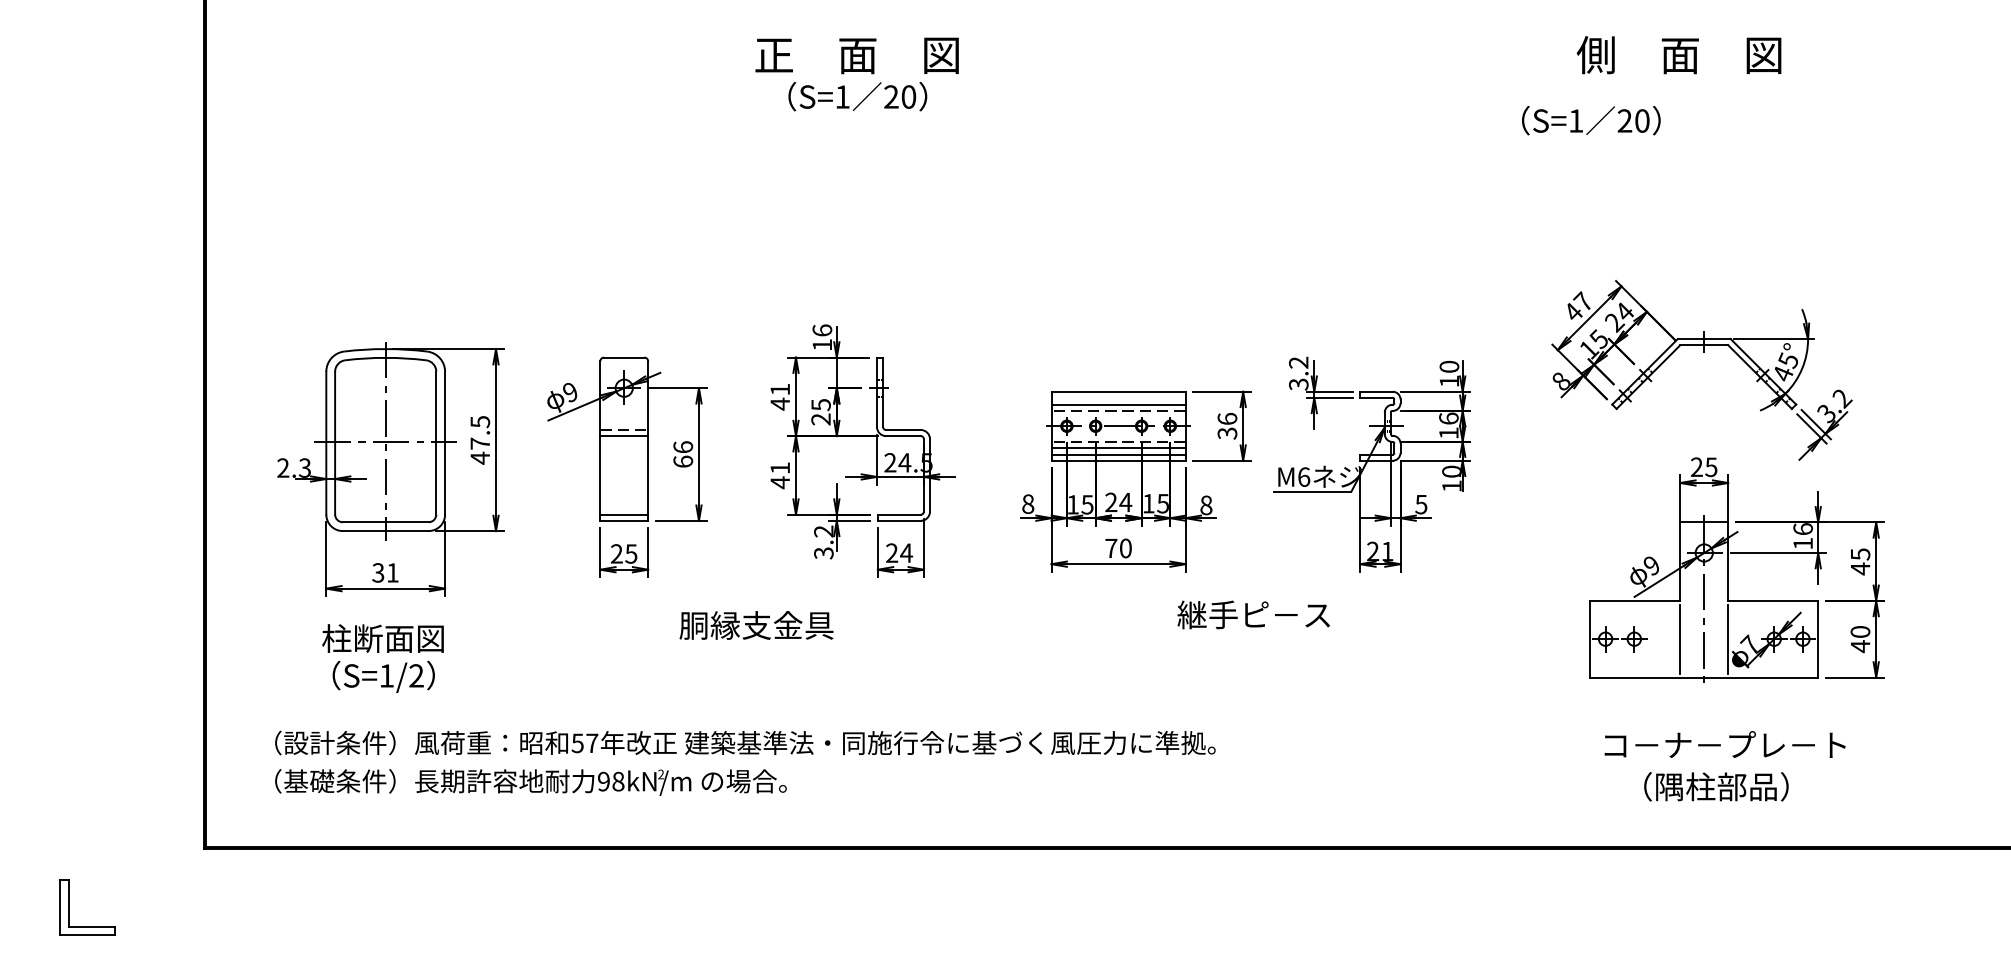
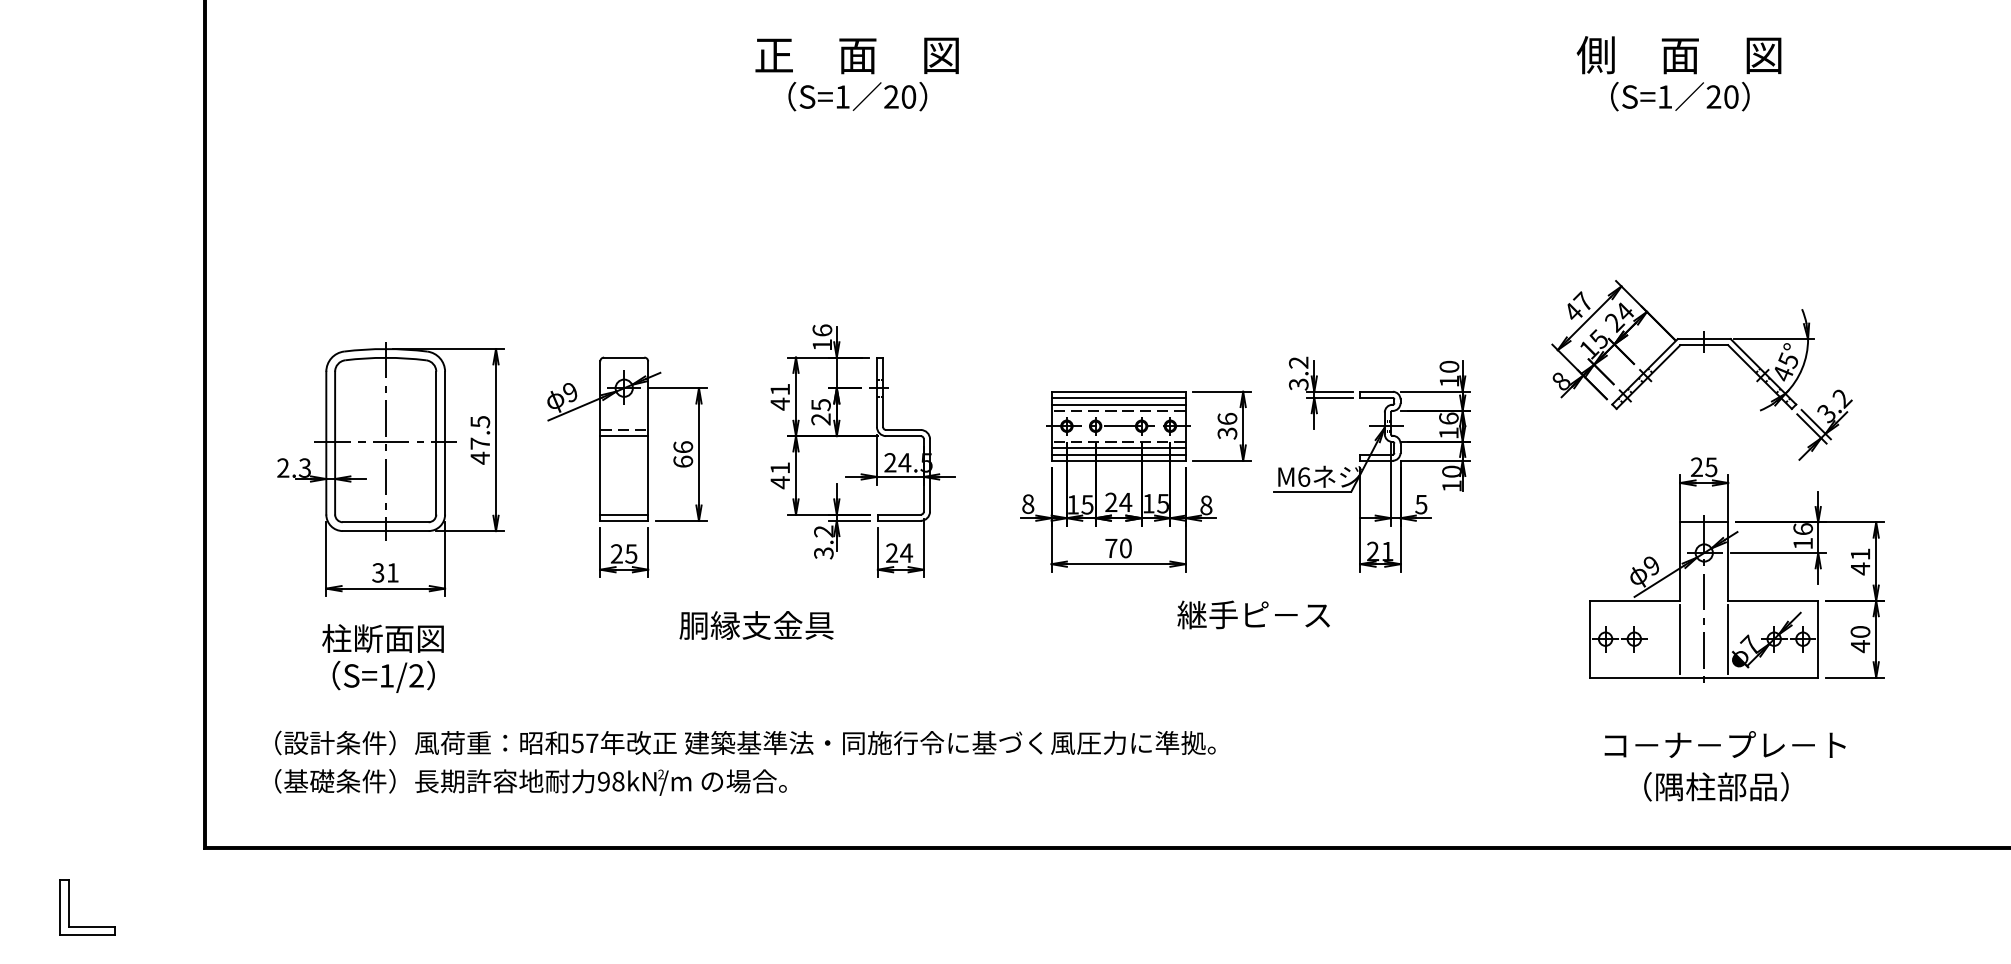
text position: (1591, 120) -> (1680, 96) (1680, 96)
line: none -> present (1118, 397)
text: 45 -> 41 (1860, 554)
